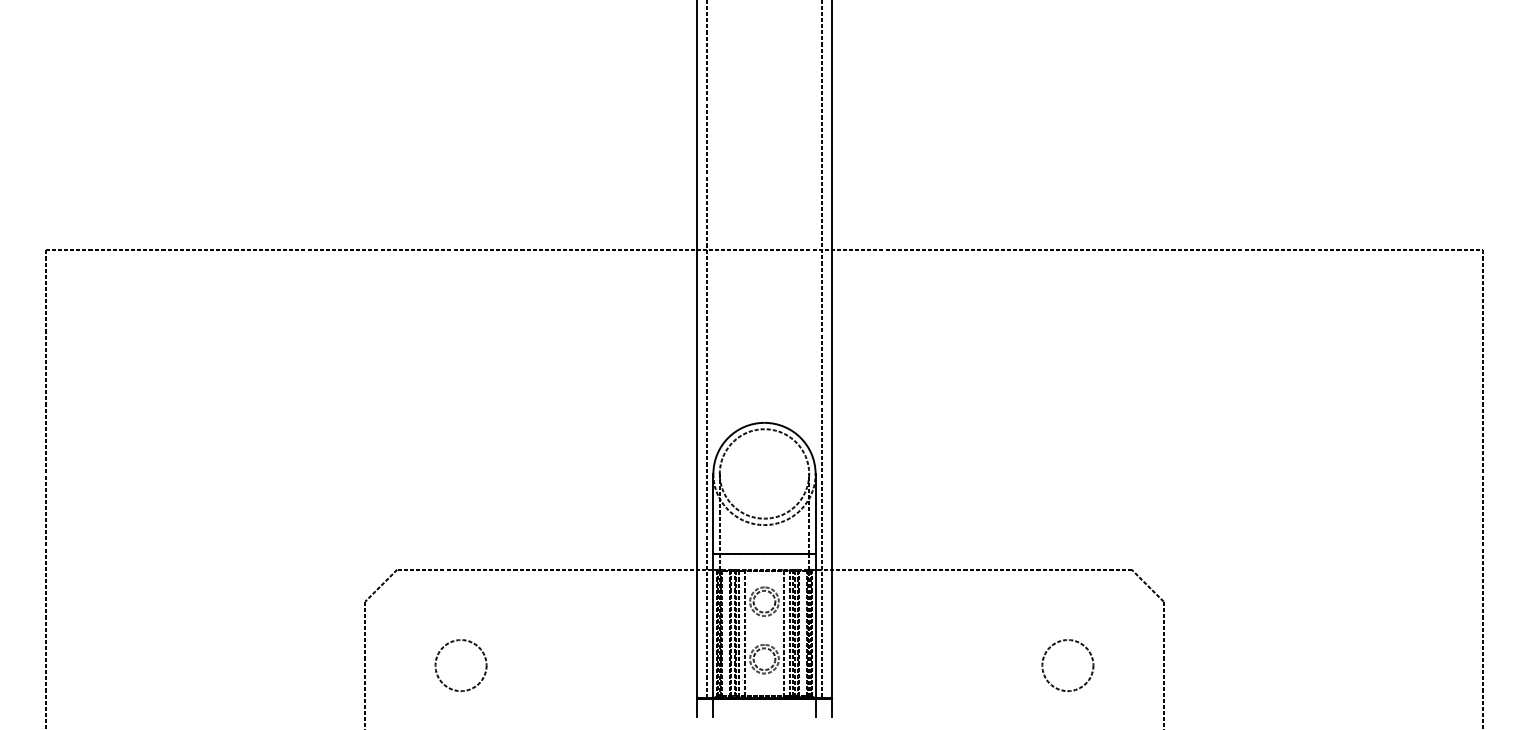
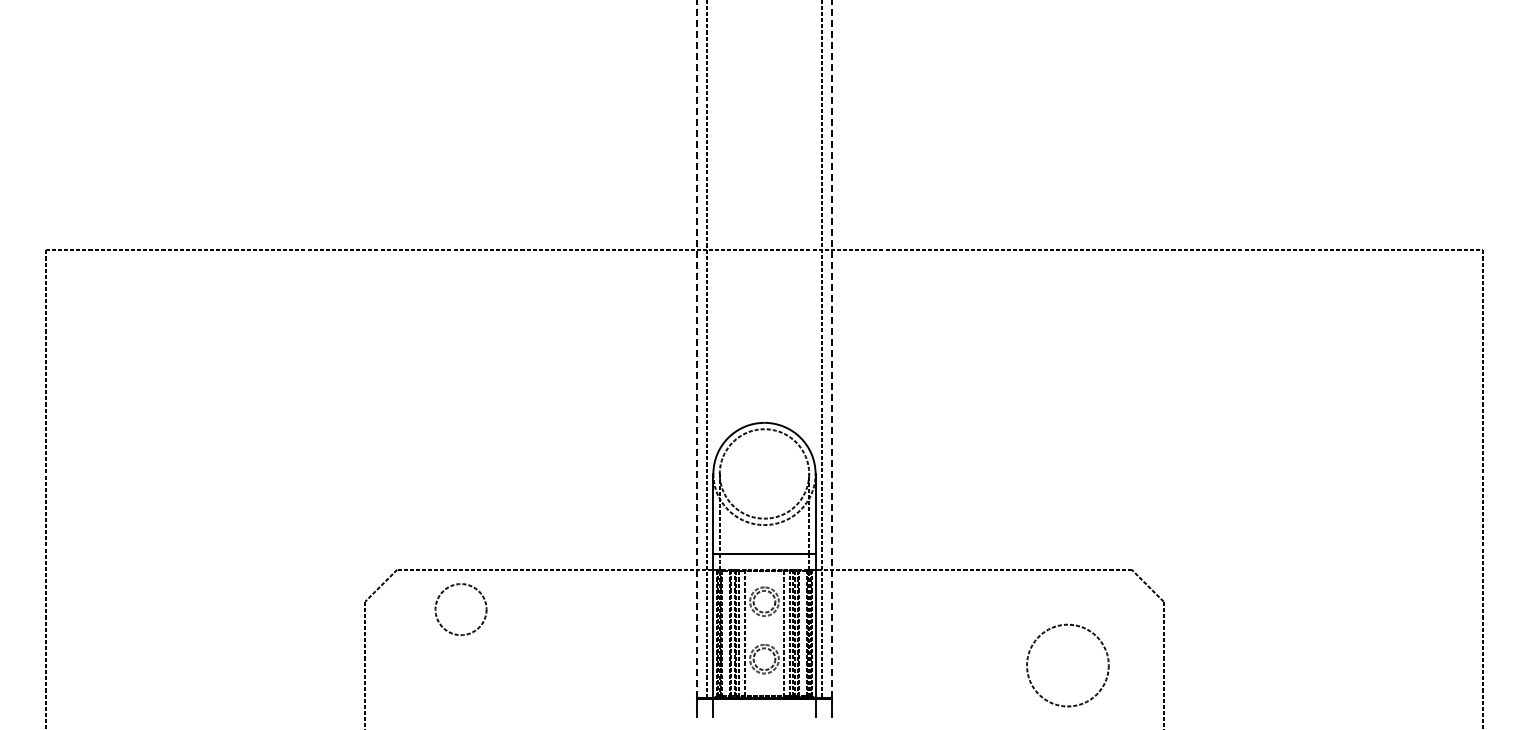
line: solid -> dashed (832, 348)
line: solid -> dashed (696, 349)
circle position: (460, 665) -> (460, 609) (460, 609)
circle diameter: 51 px -> 82 px (1067, 665)
